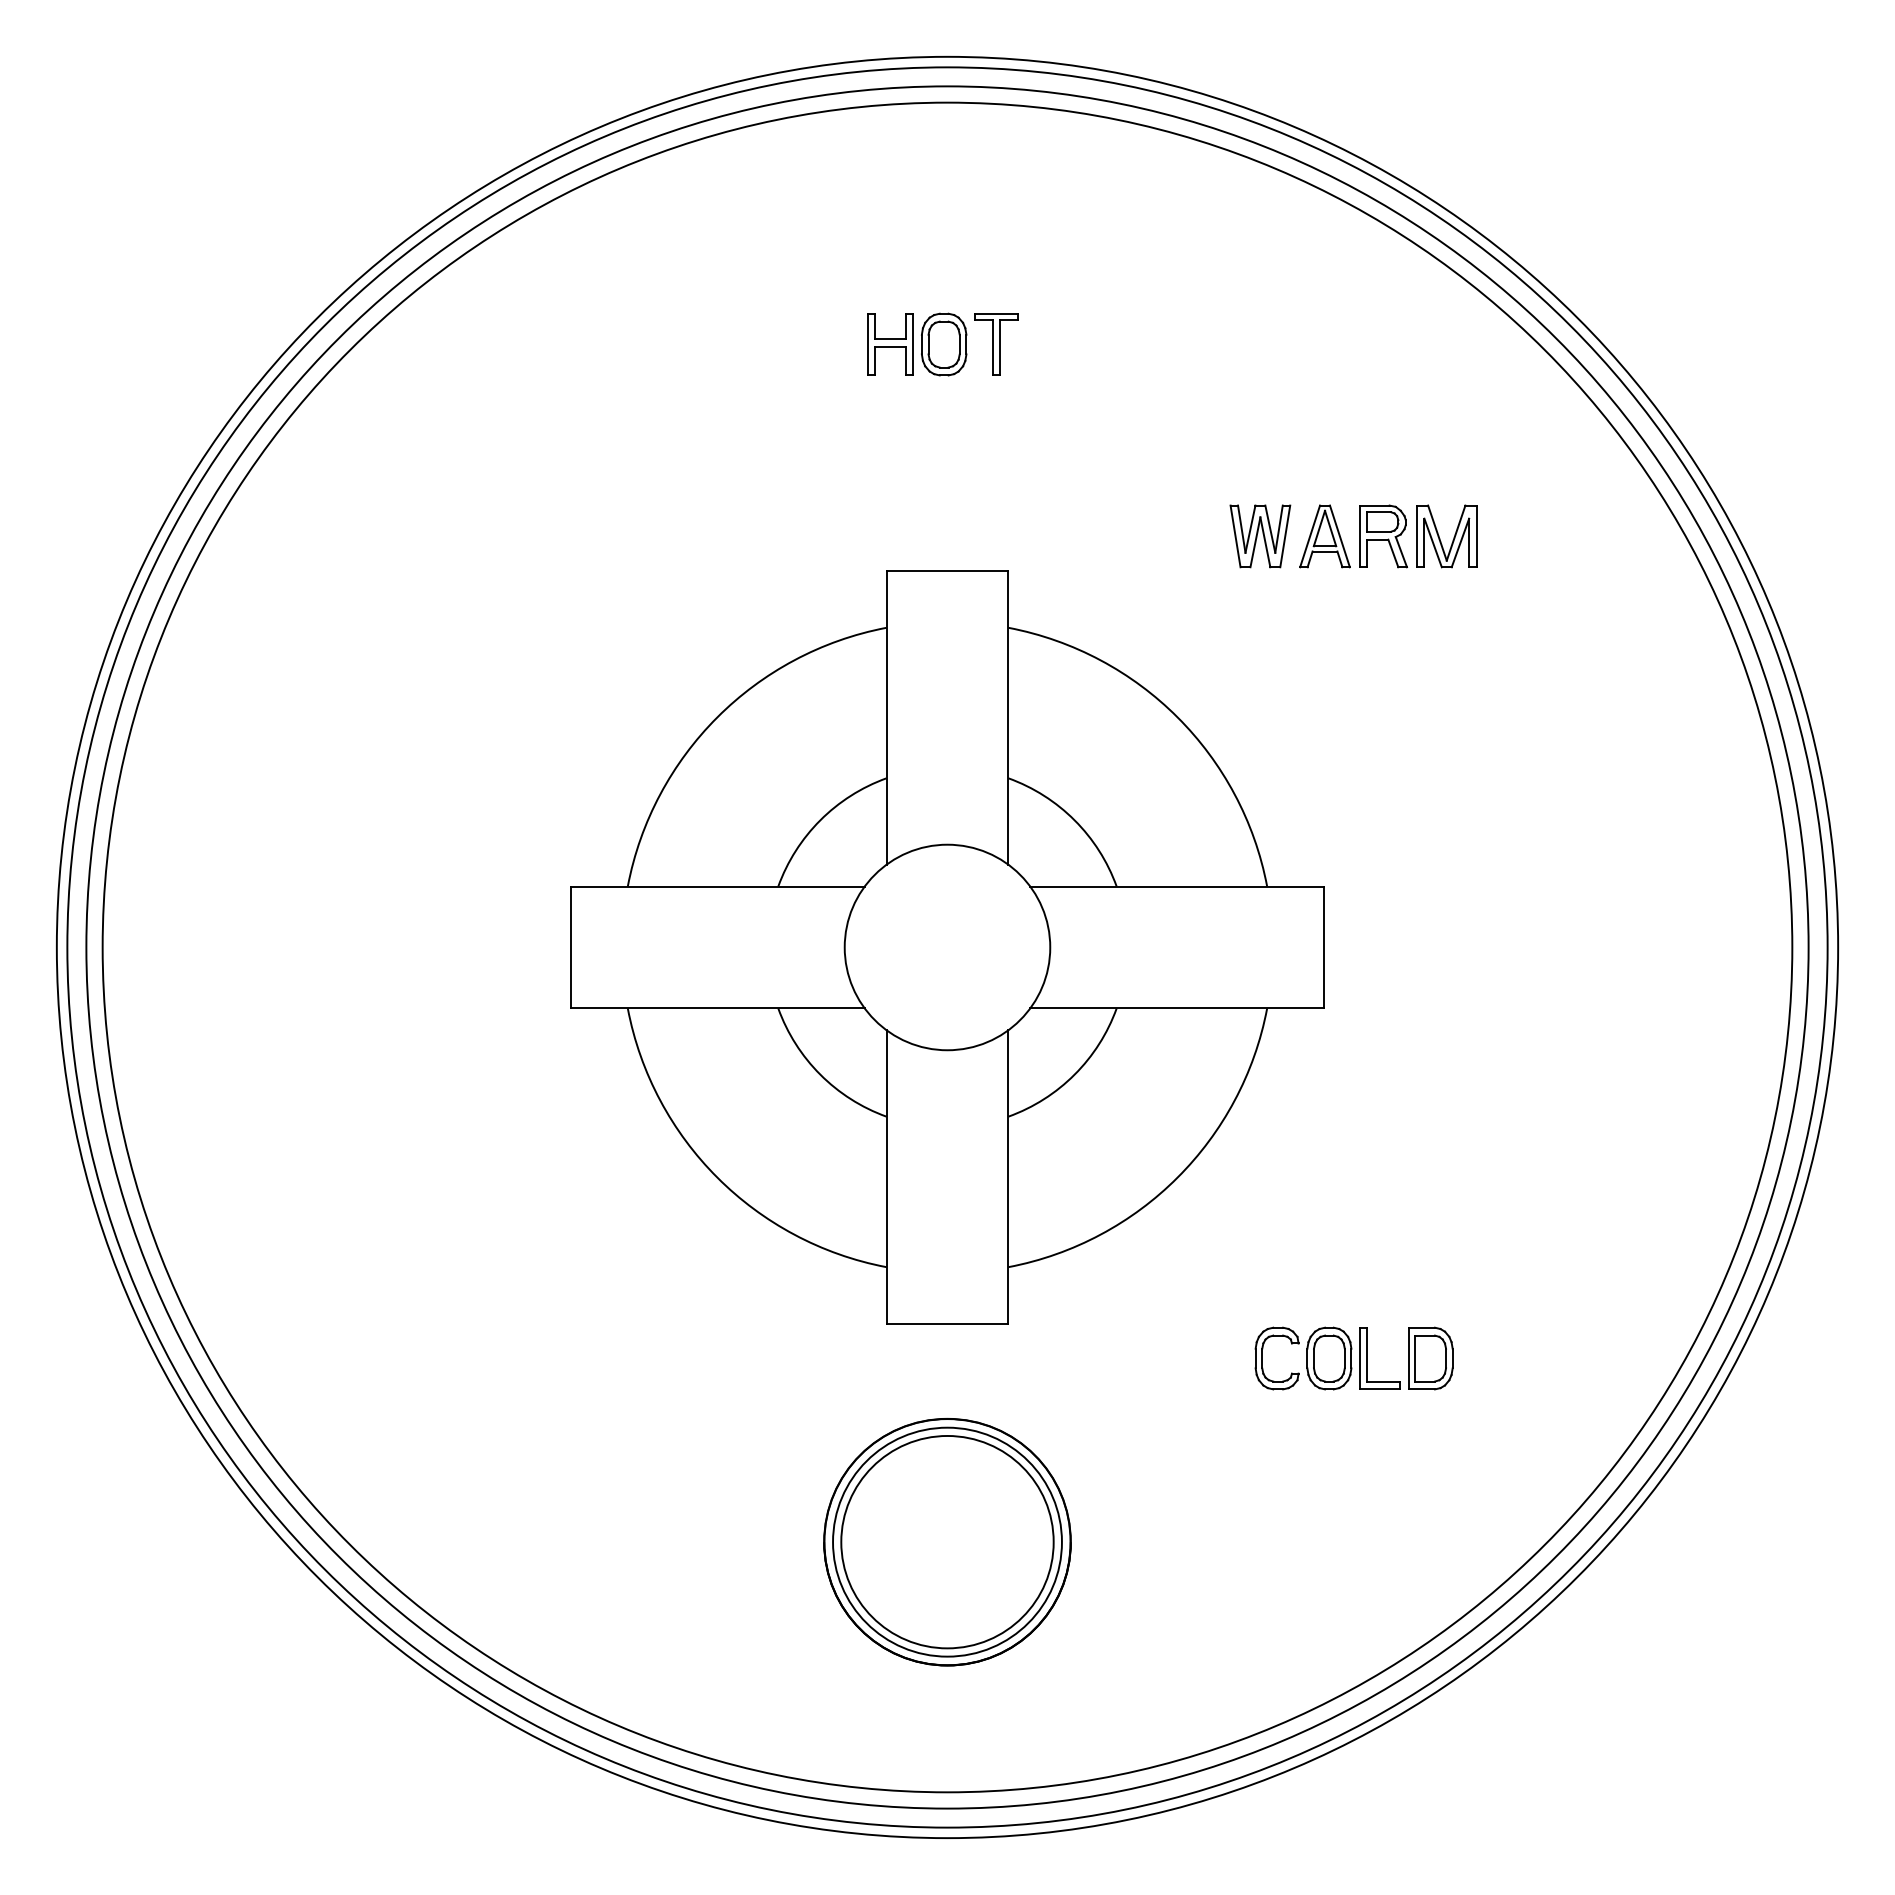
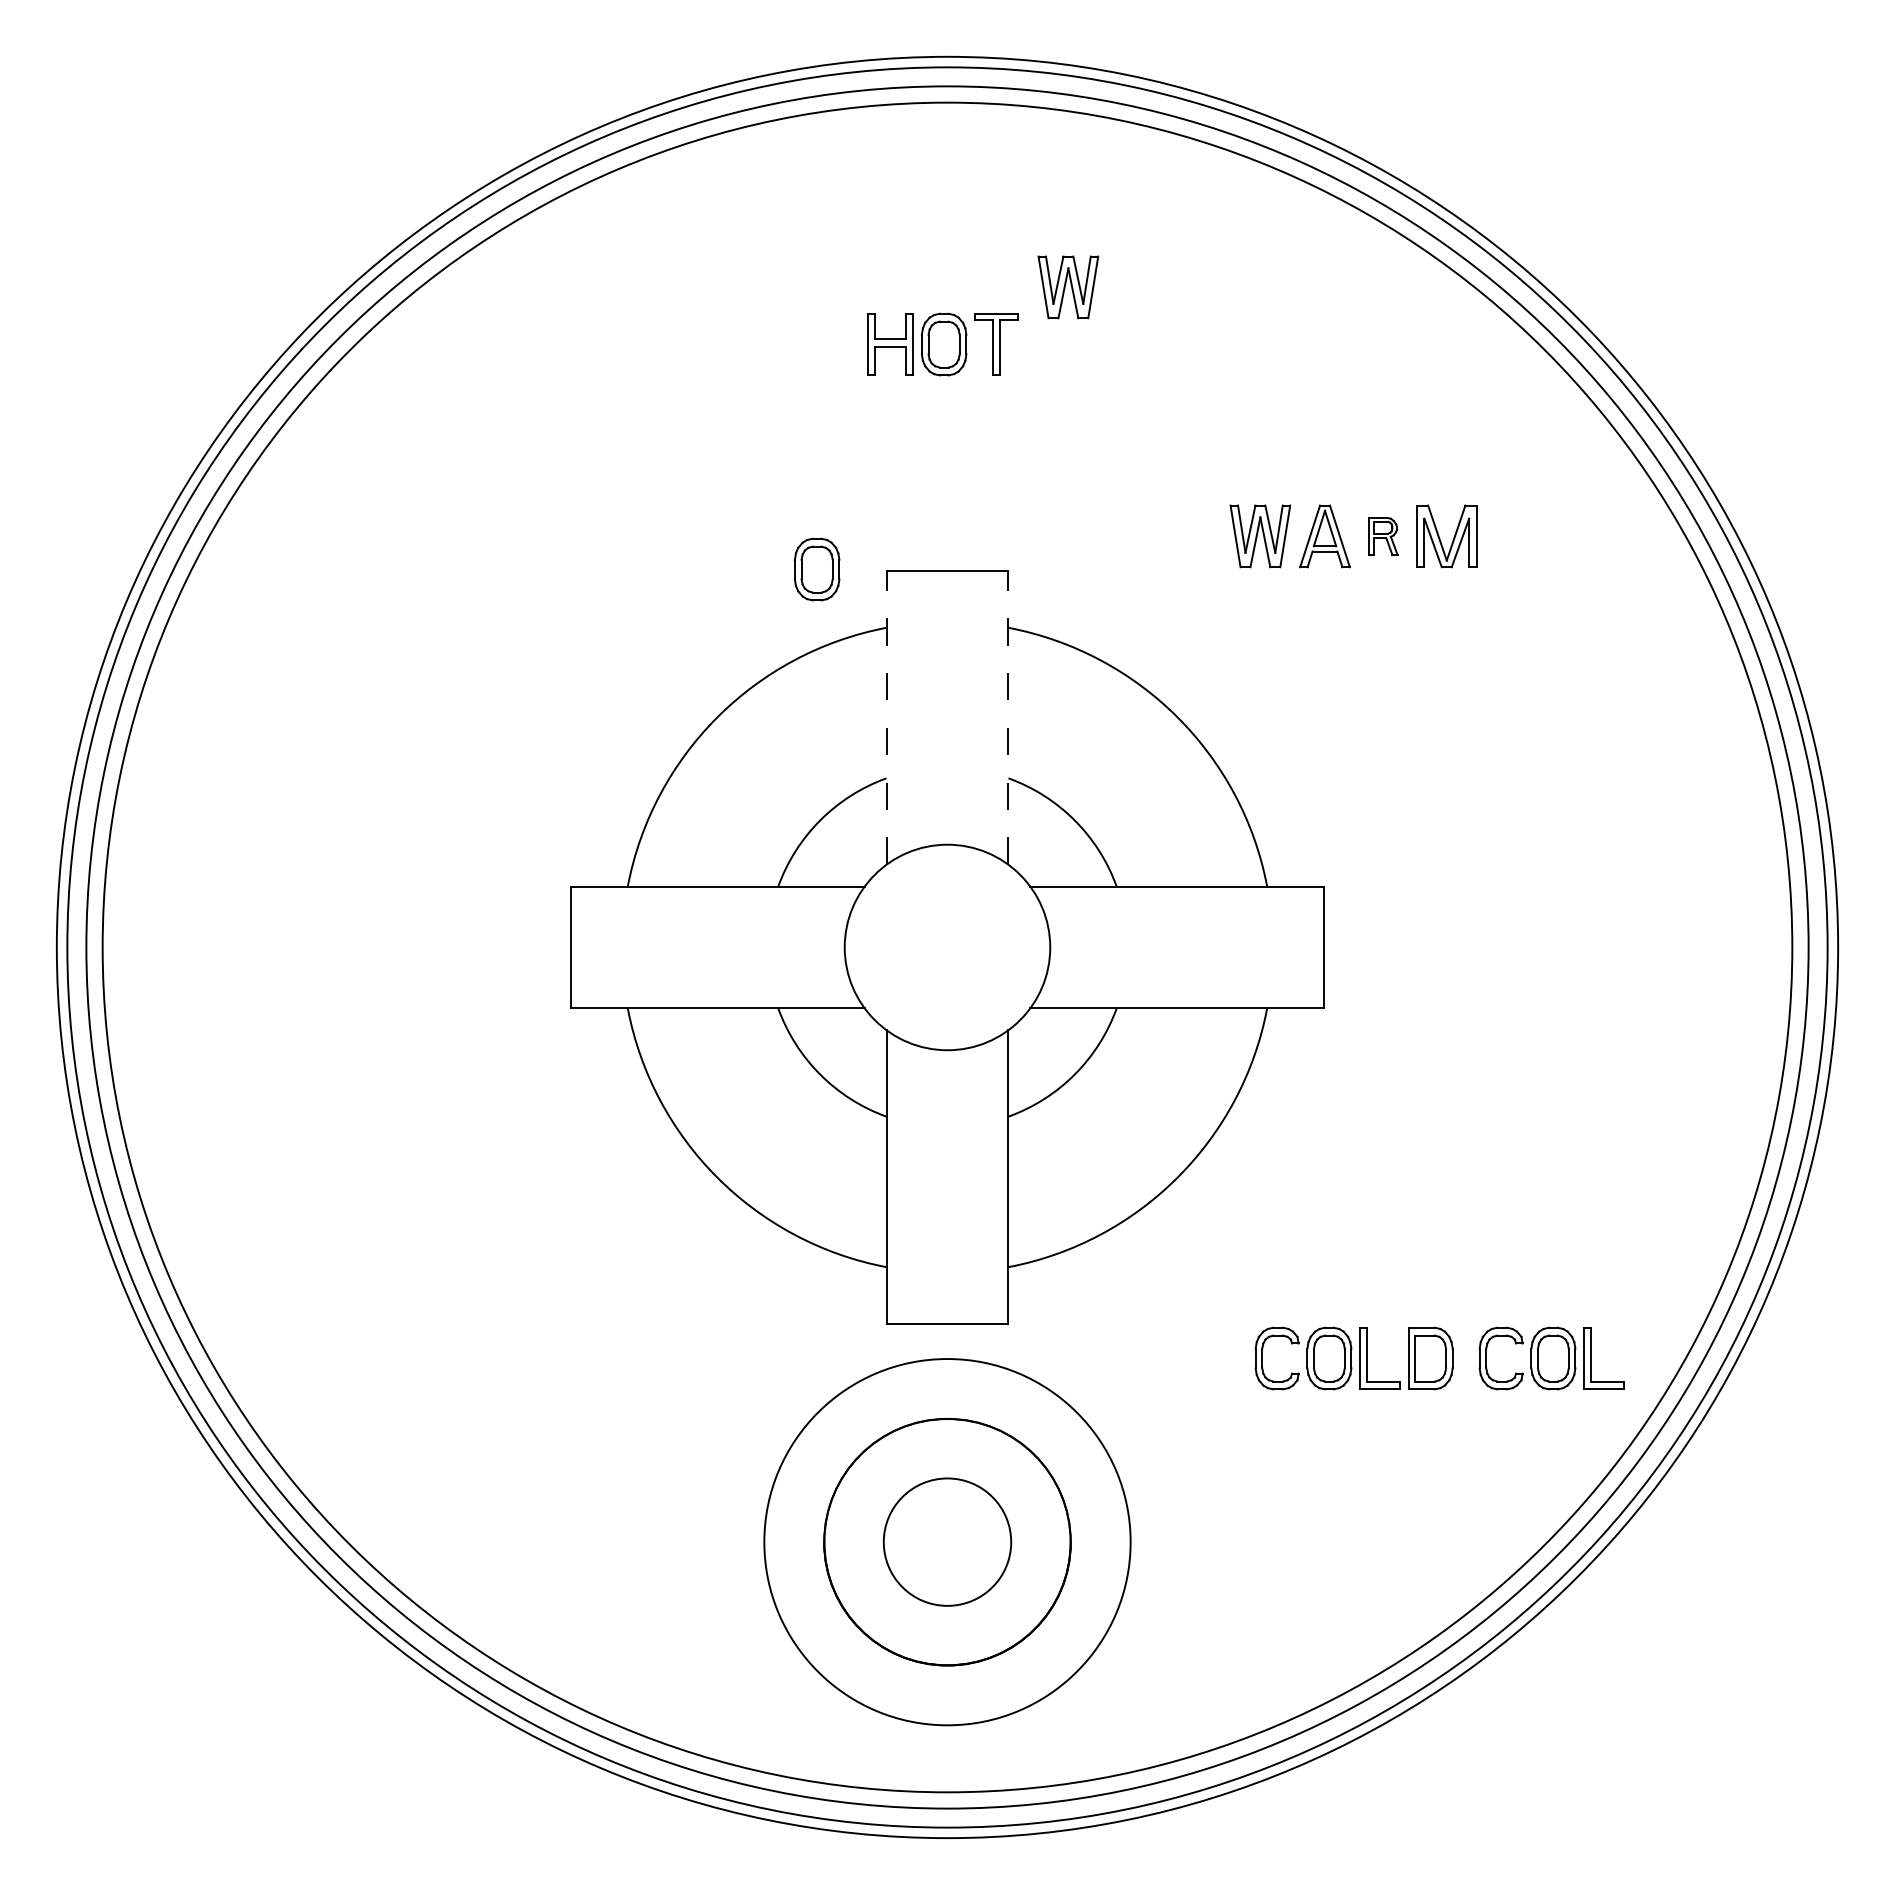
part: none -> present (1068, 287)
part size: 49x65 px -> 31x39 px (1383, 536)
part: none -> present (817, 569)
line: solid -> dashed (886, 717)
line: solid -> dashed (1008, 717)
part: none -> present (1551, 1358)
circle diameter: 212 px -> 127 px (947, 1541)
circle diameter: 229 px -> 366 px (947, 1542)
